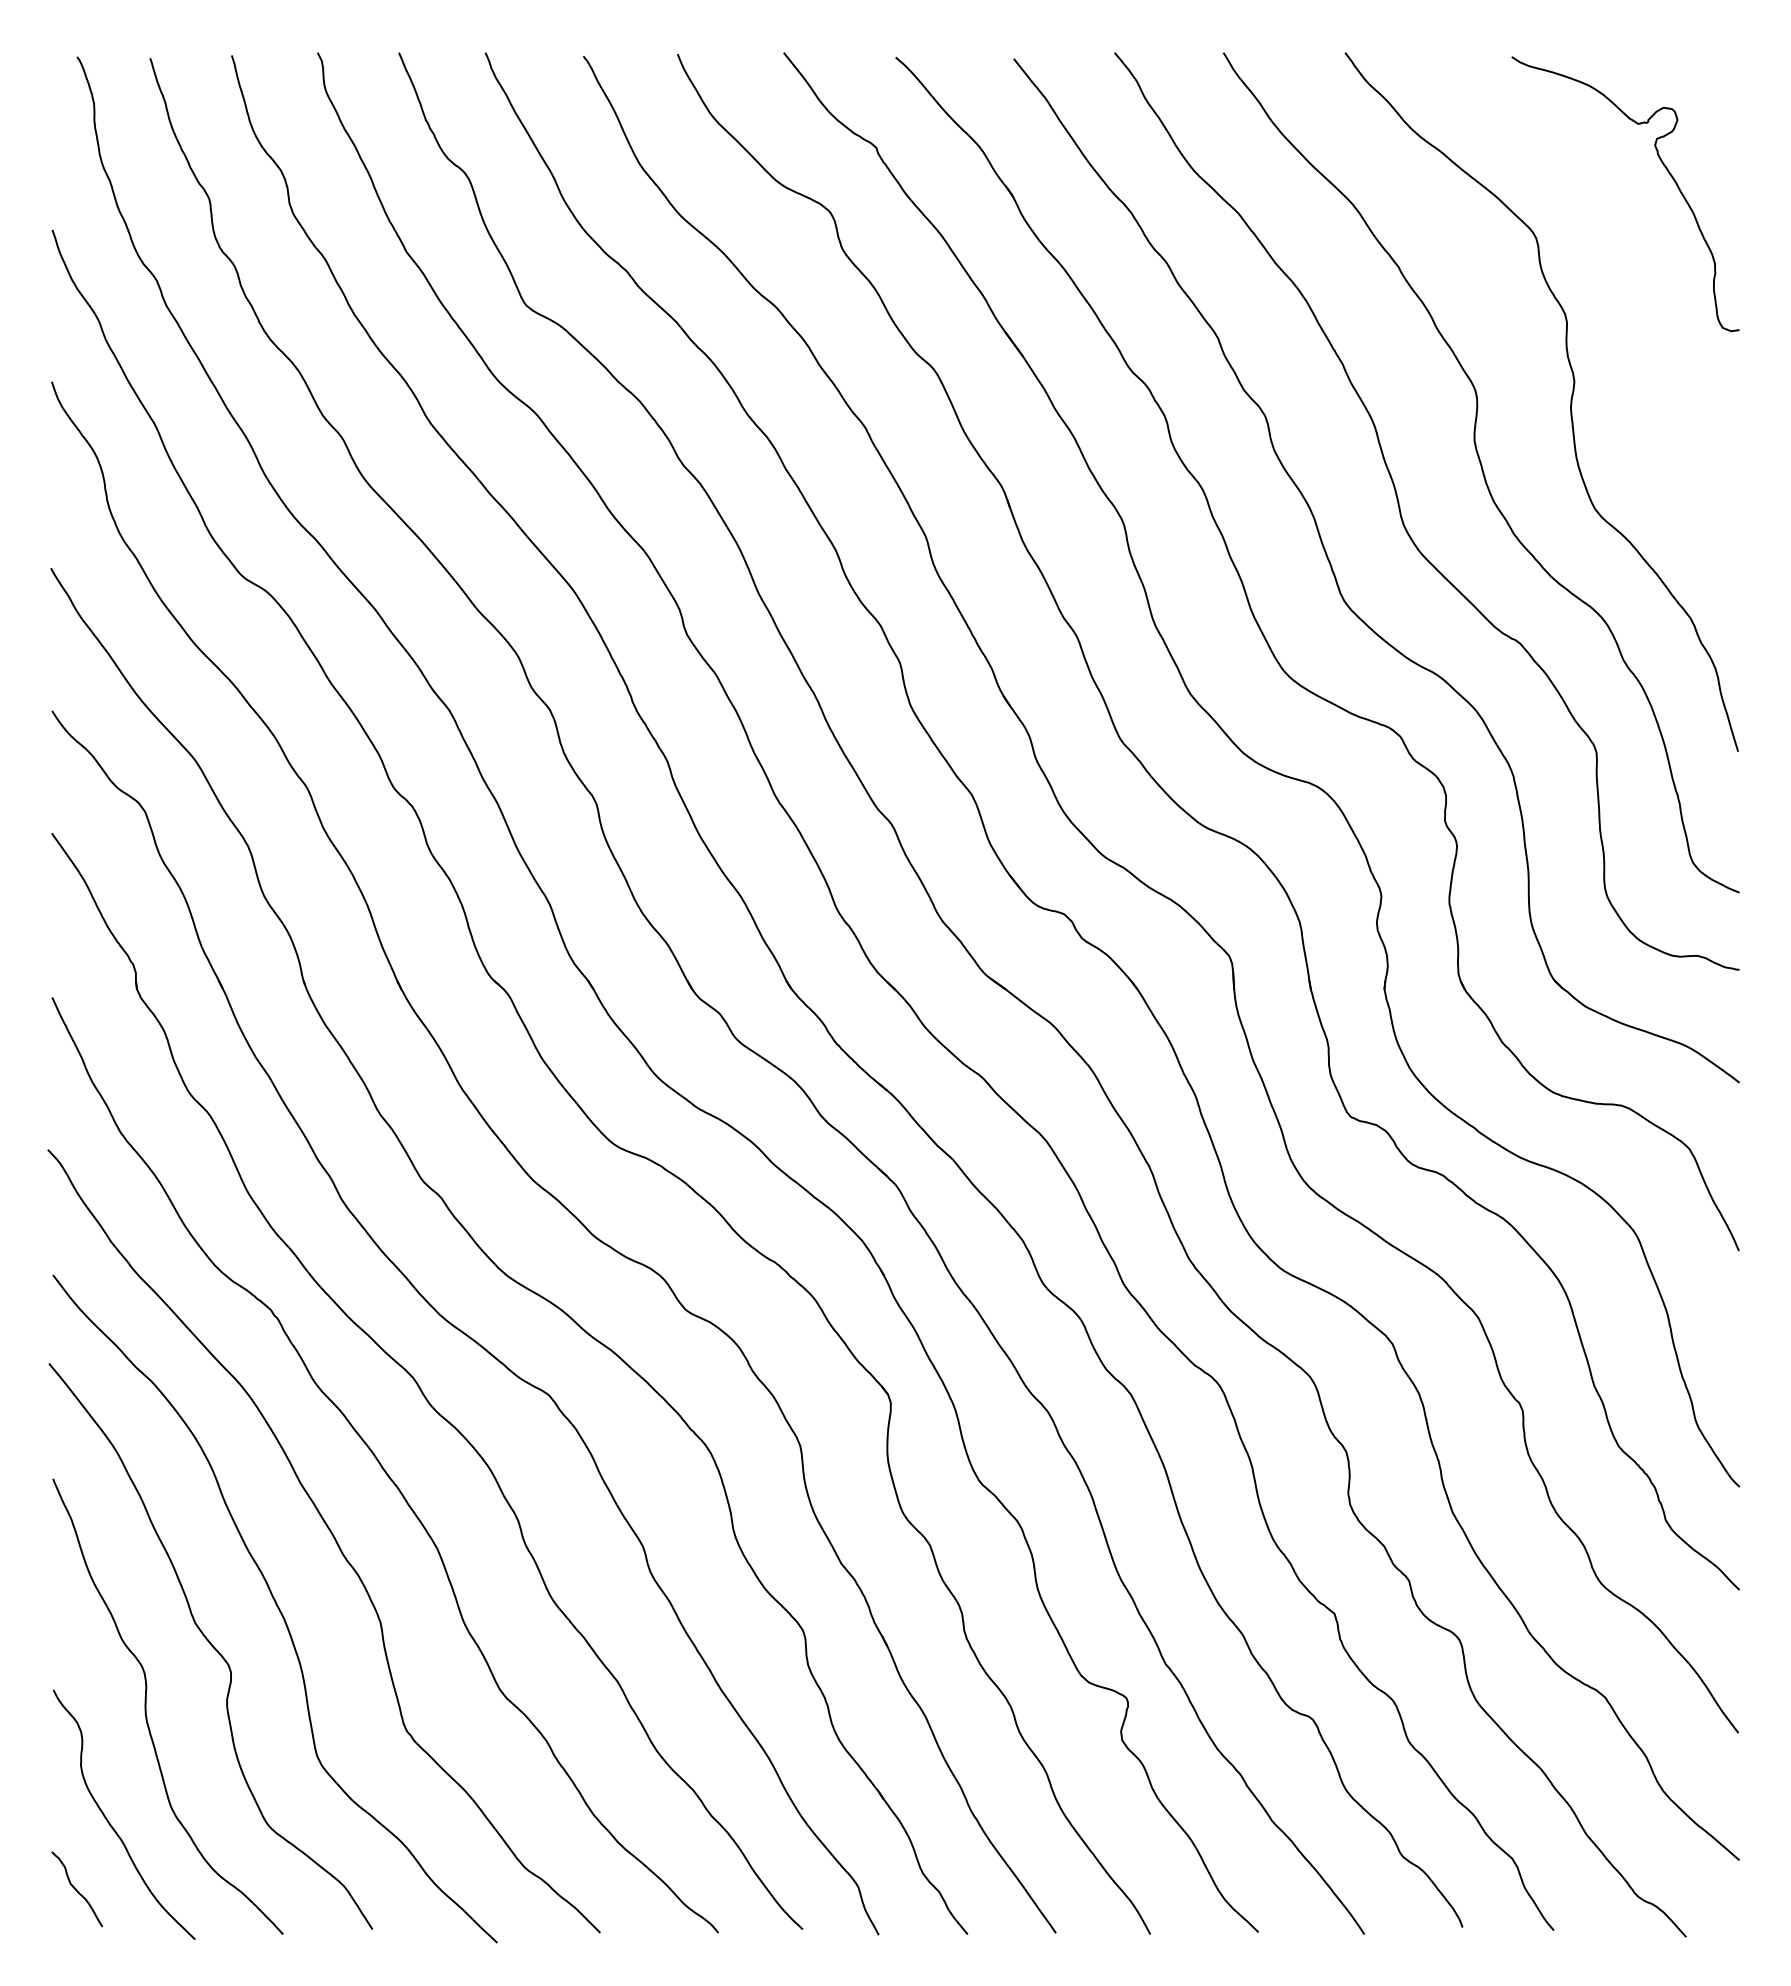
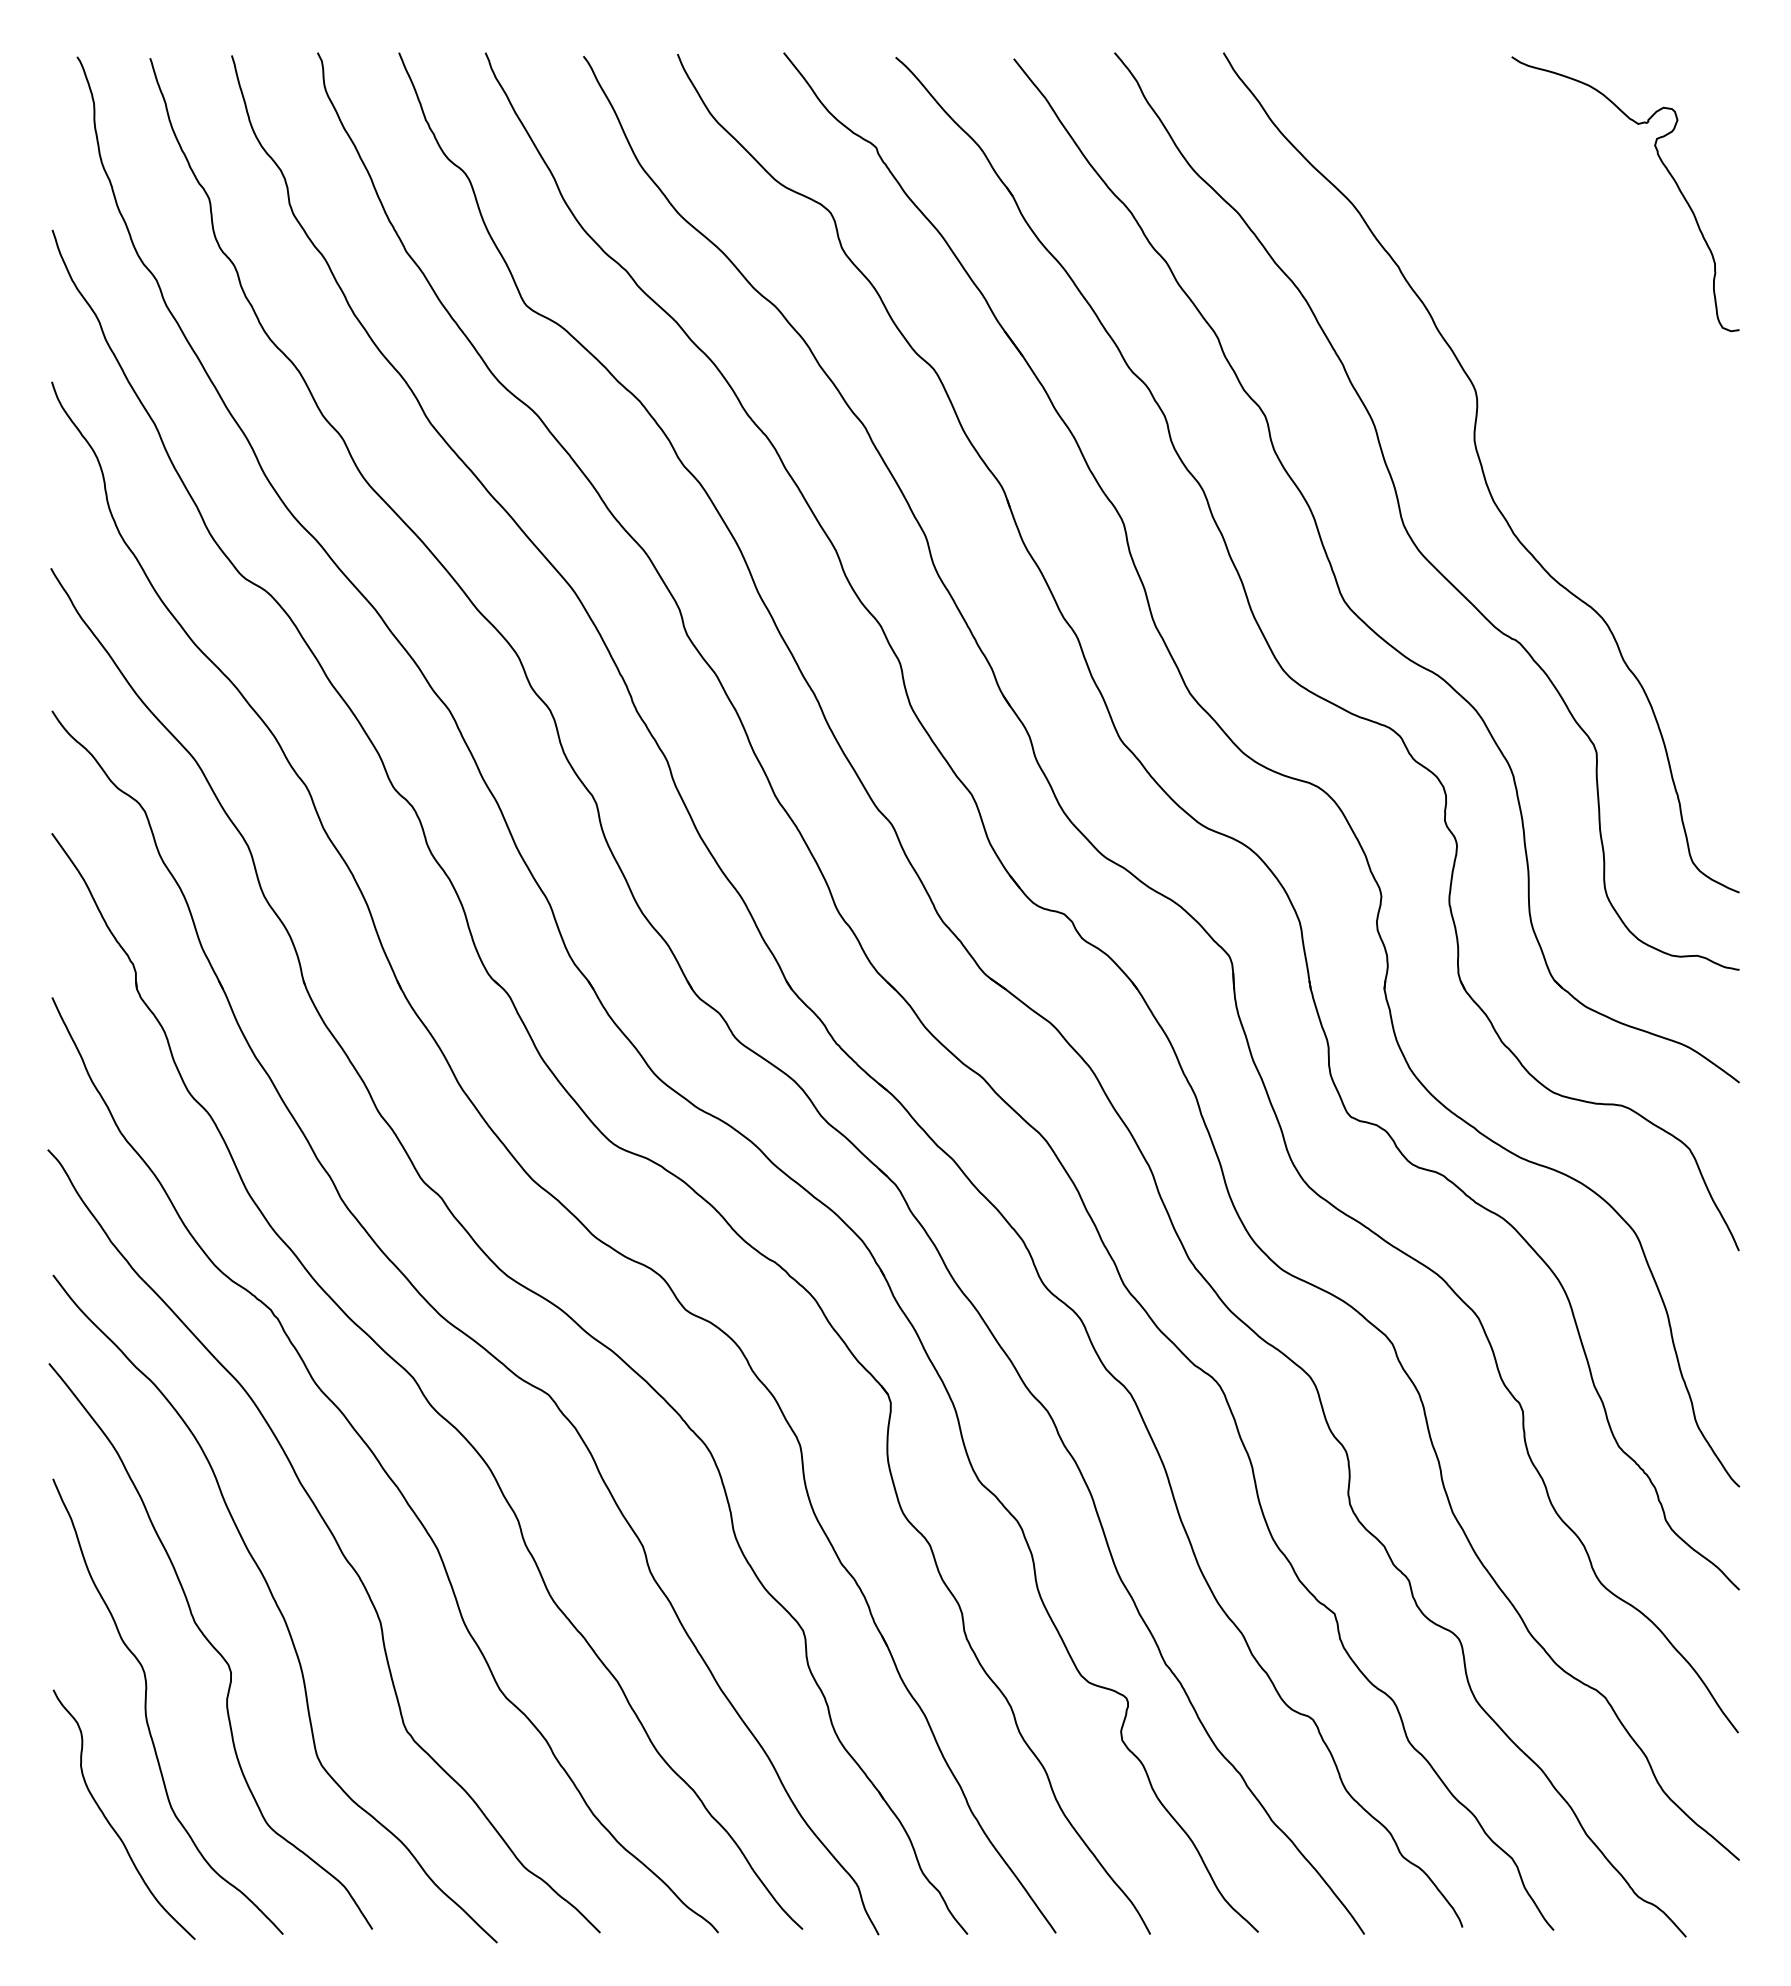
curve: present -> none (1570, 401)
curve: present -> none (76, 1889)
